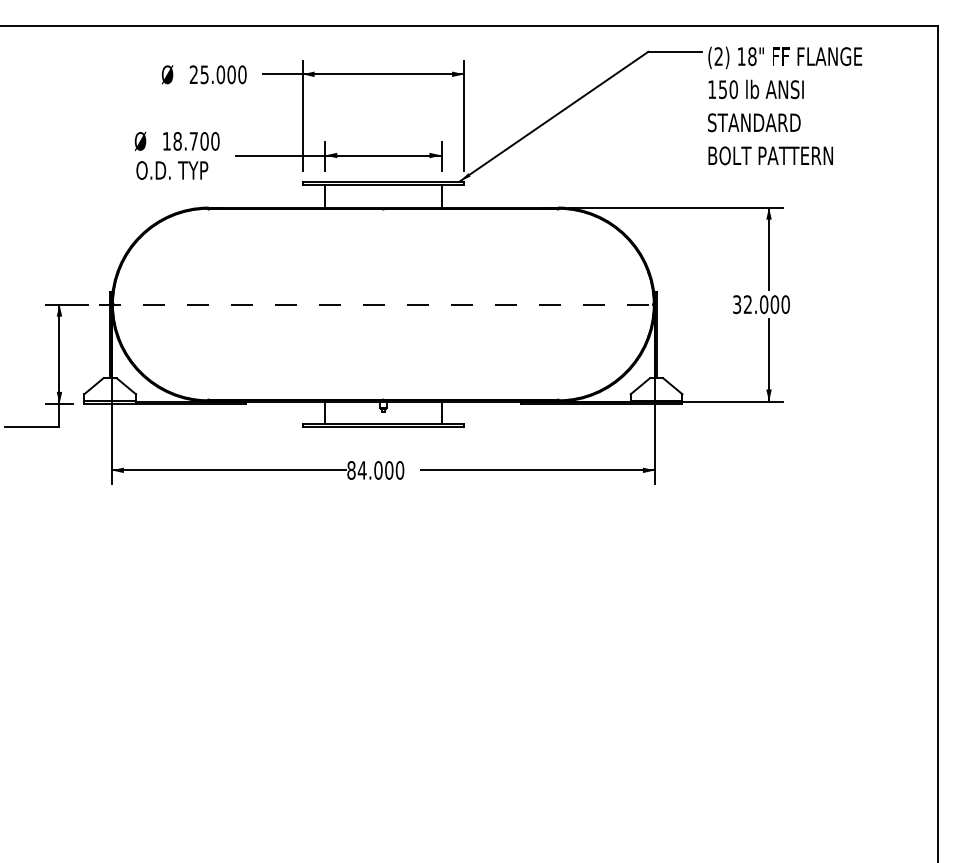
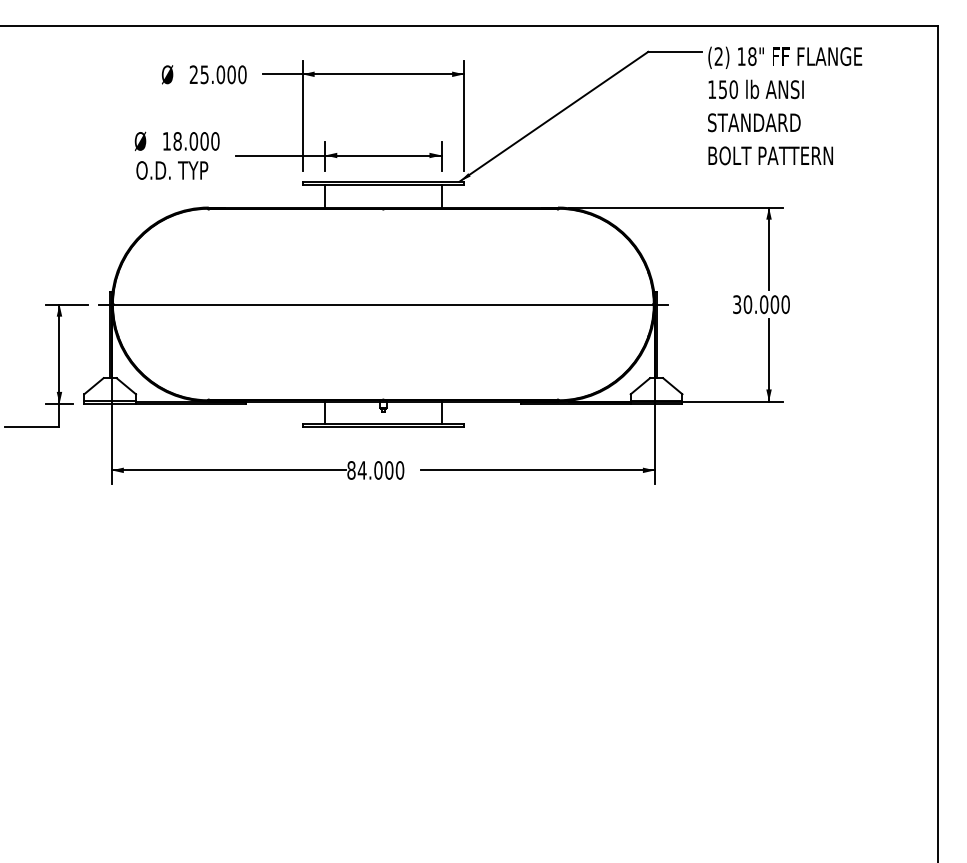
text: 18.700 -> 18.000 (193, 141)
line: dashed -> solid (383, 304)
text: 32.000 -> 30.000 (747, 304)
